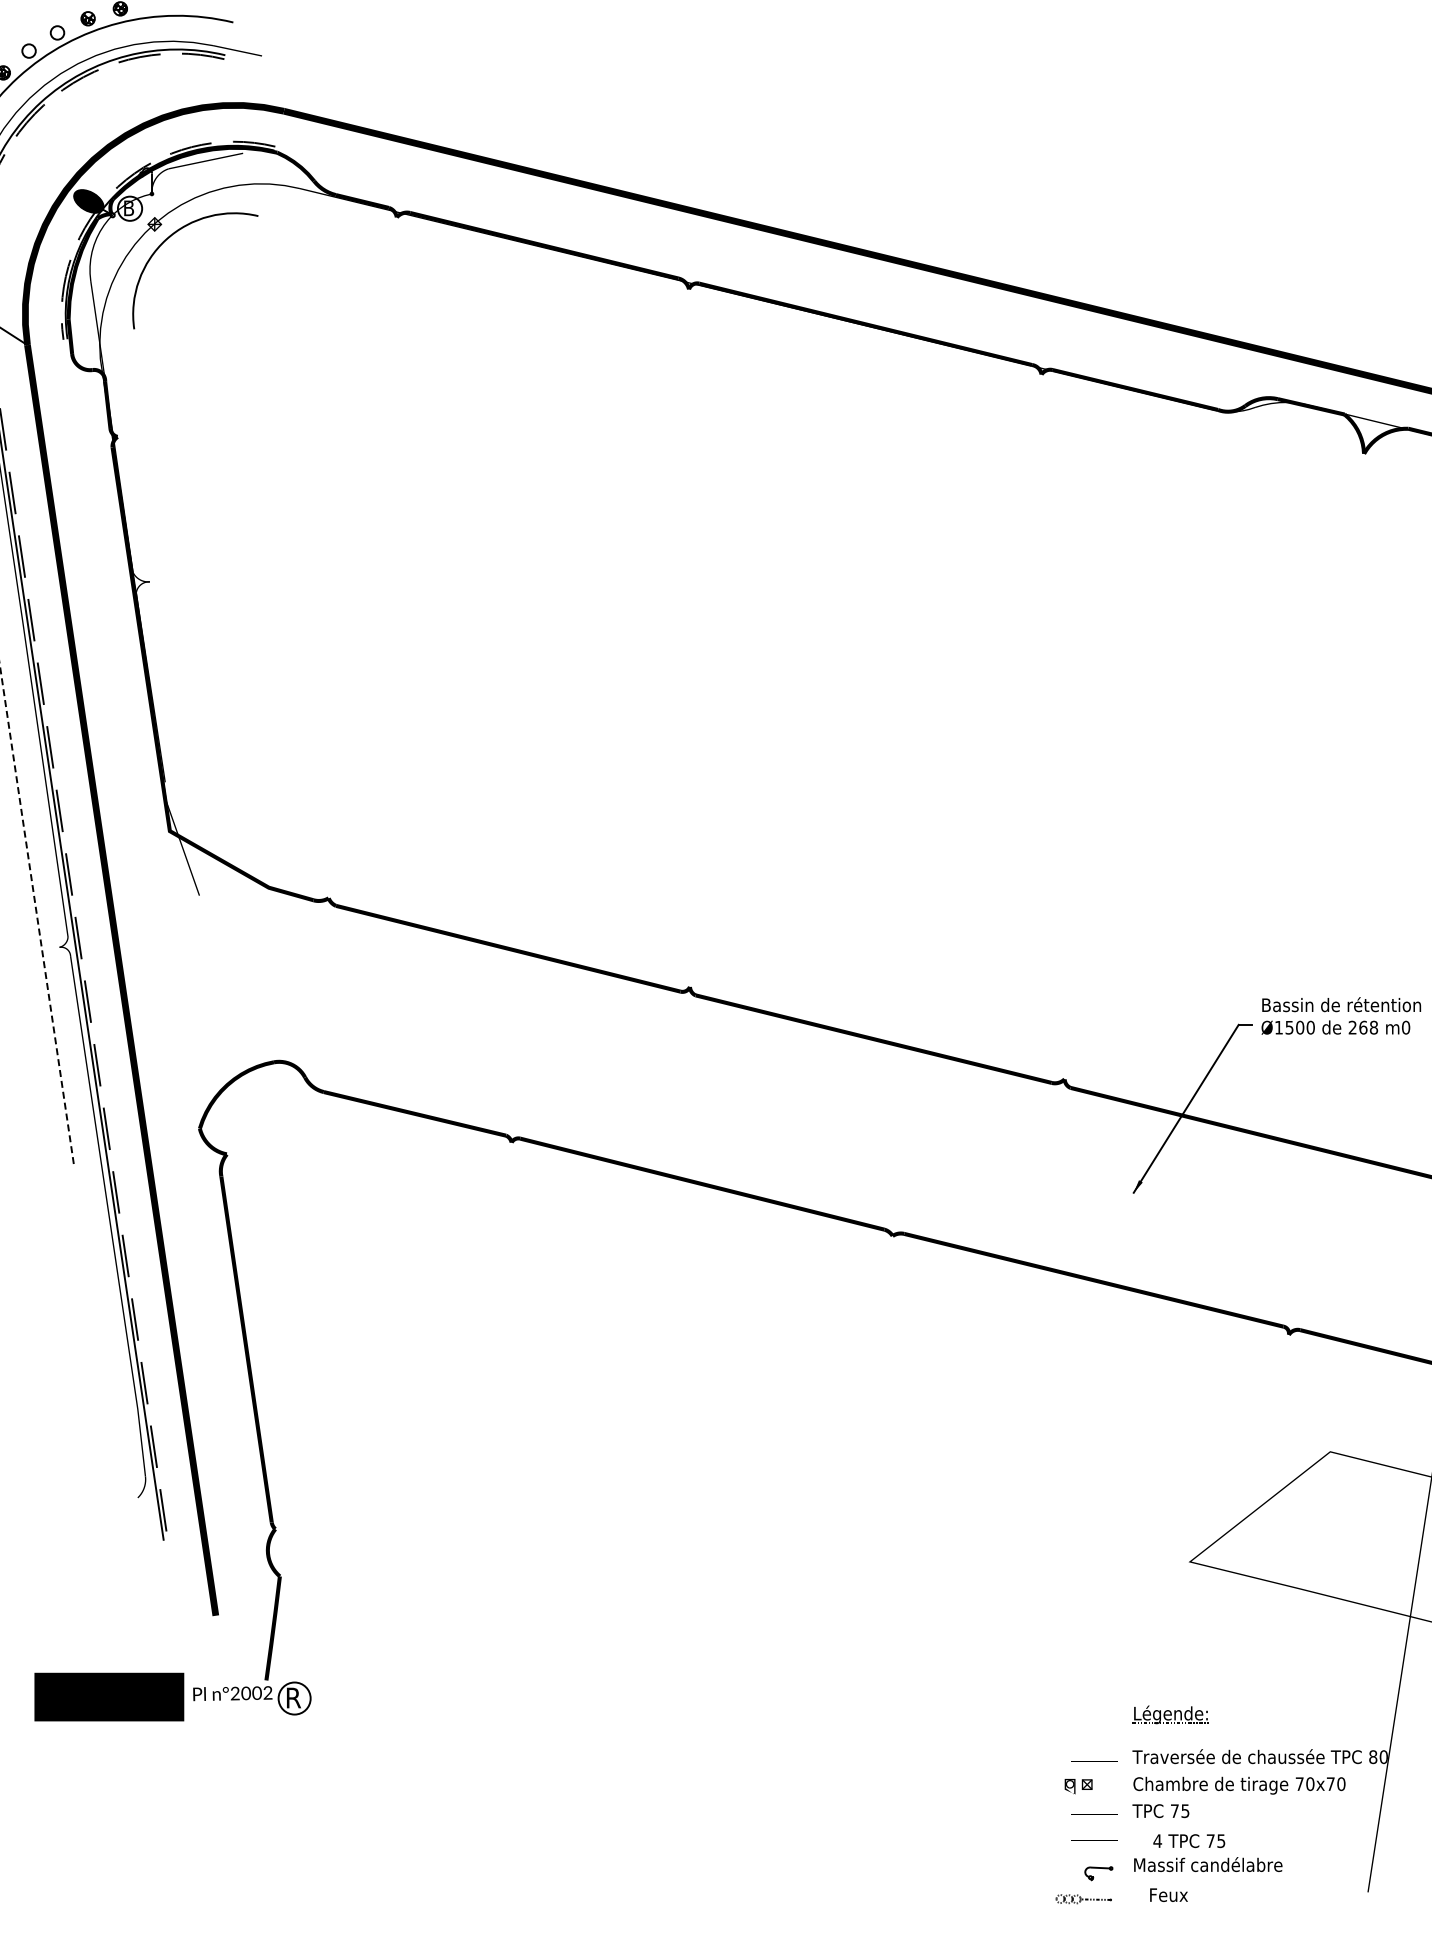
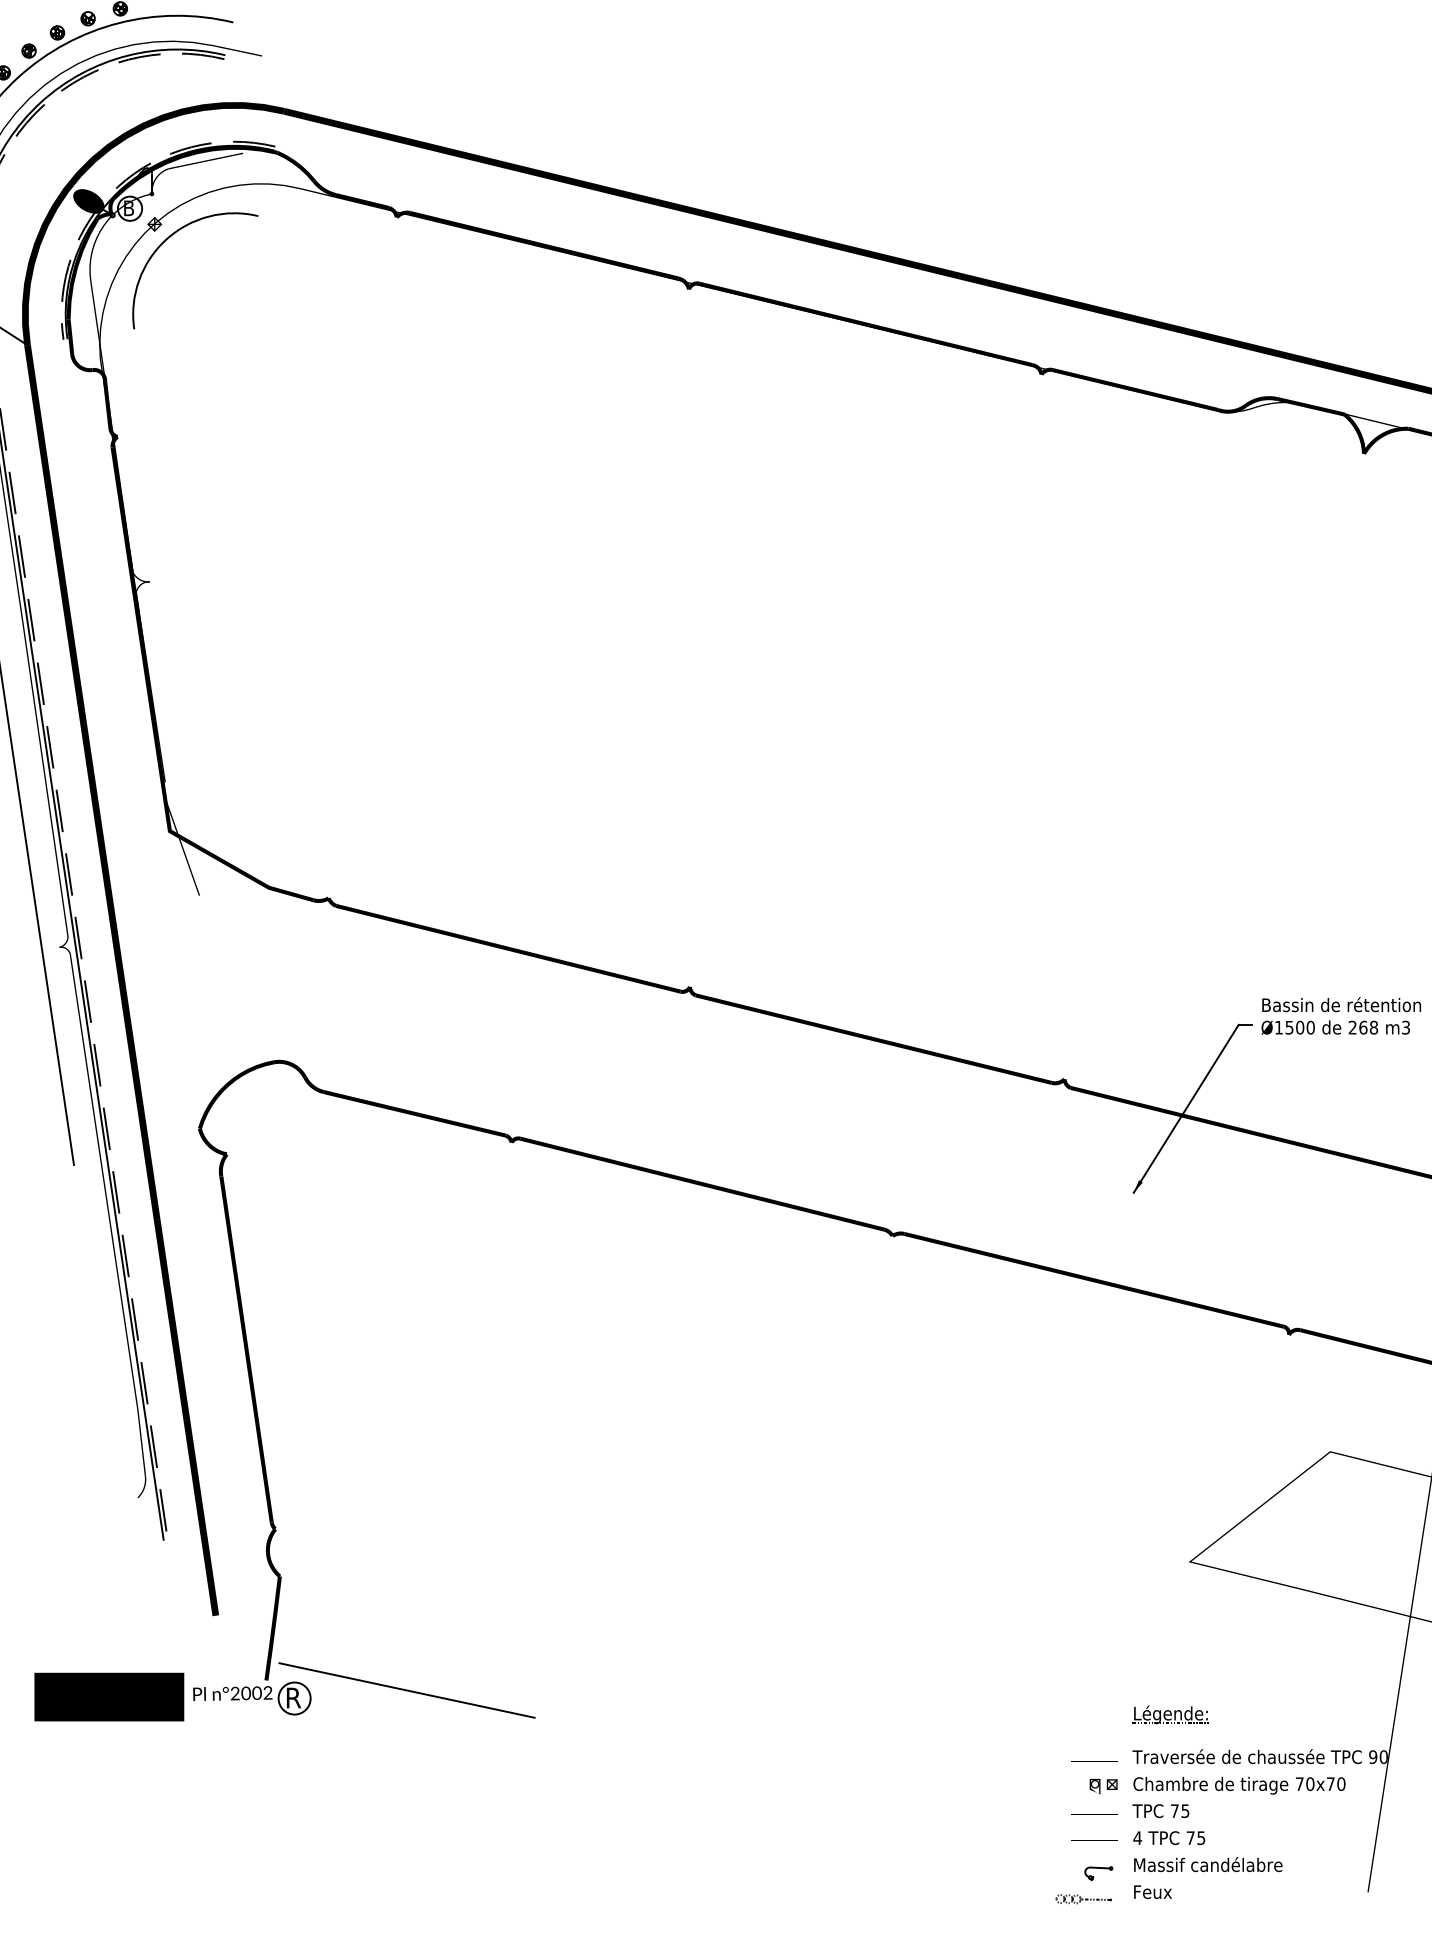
hatch: none -> present (57, 32)
hatch: none -> present (28, 50)
line: dashed -> solid (37, 916)
text: m0 -> m3 (1406, 1027)
line: none -> present (406, 1690)
text: 80 -> 90 (1373, 1757)
part position: (1078, 1786) -> (1103, 1786) (1103, 1786)
text position: (1189, 1841) -> (1169, 1838) (1169, 1838)
text position: (1168, 1894) -> (1152, 1891) (1152, 1891)
